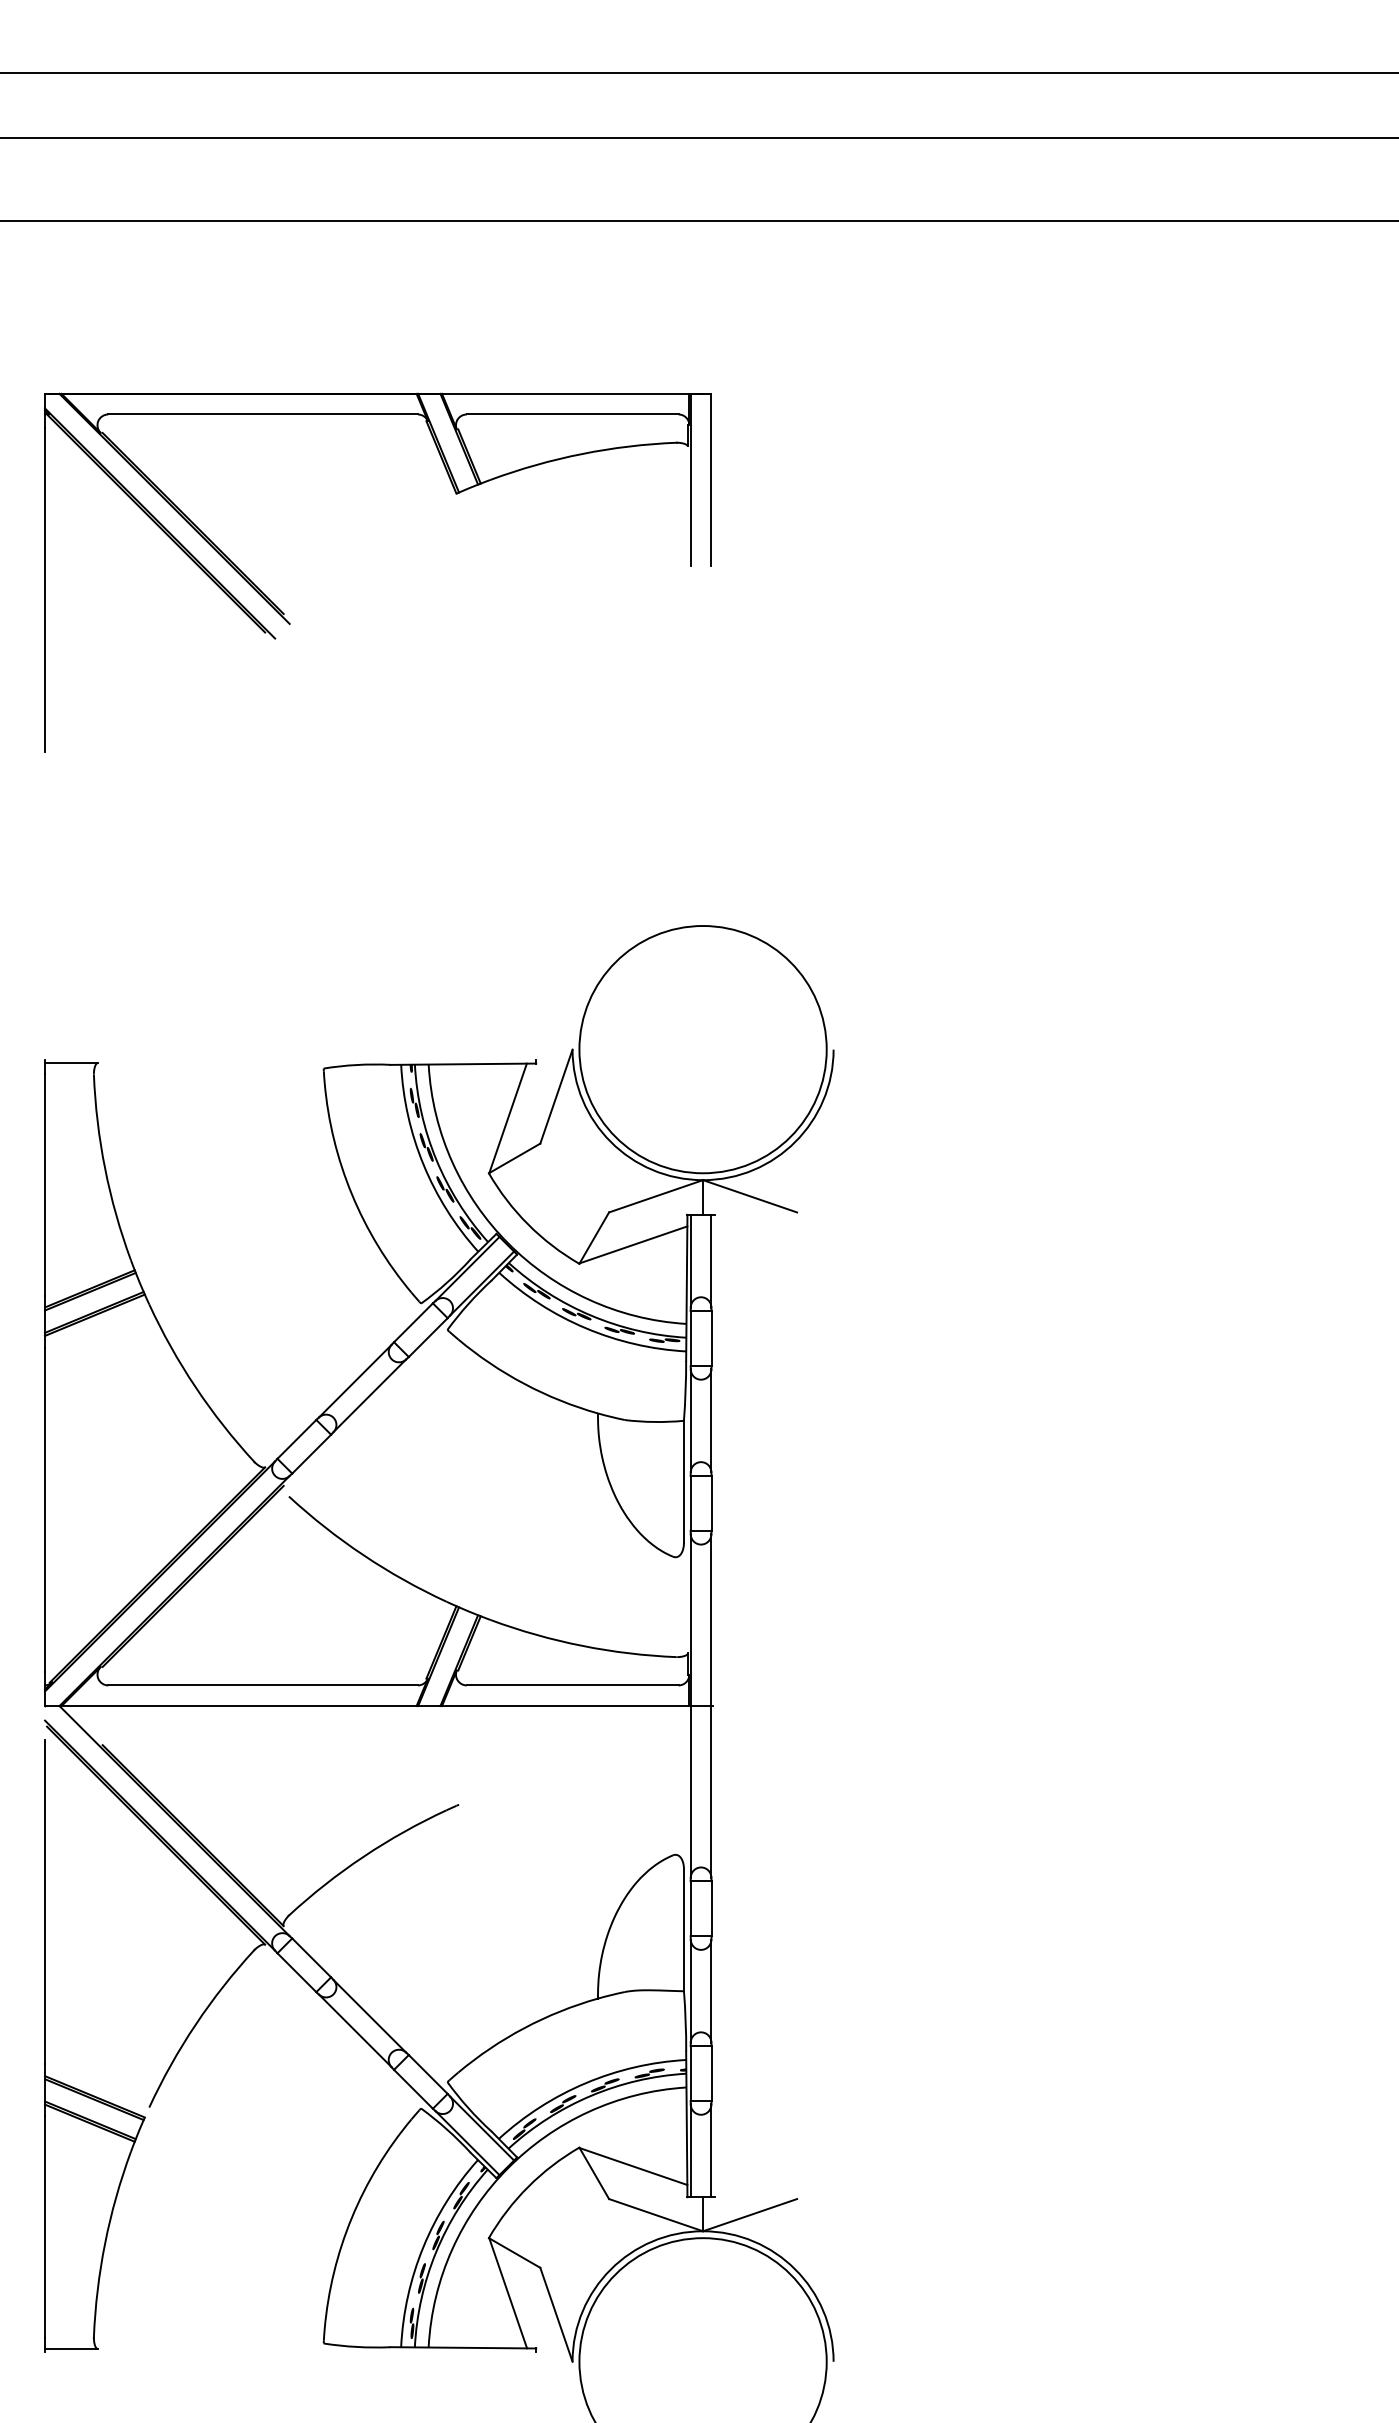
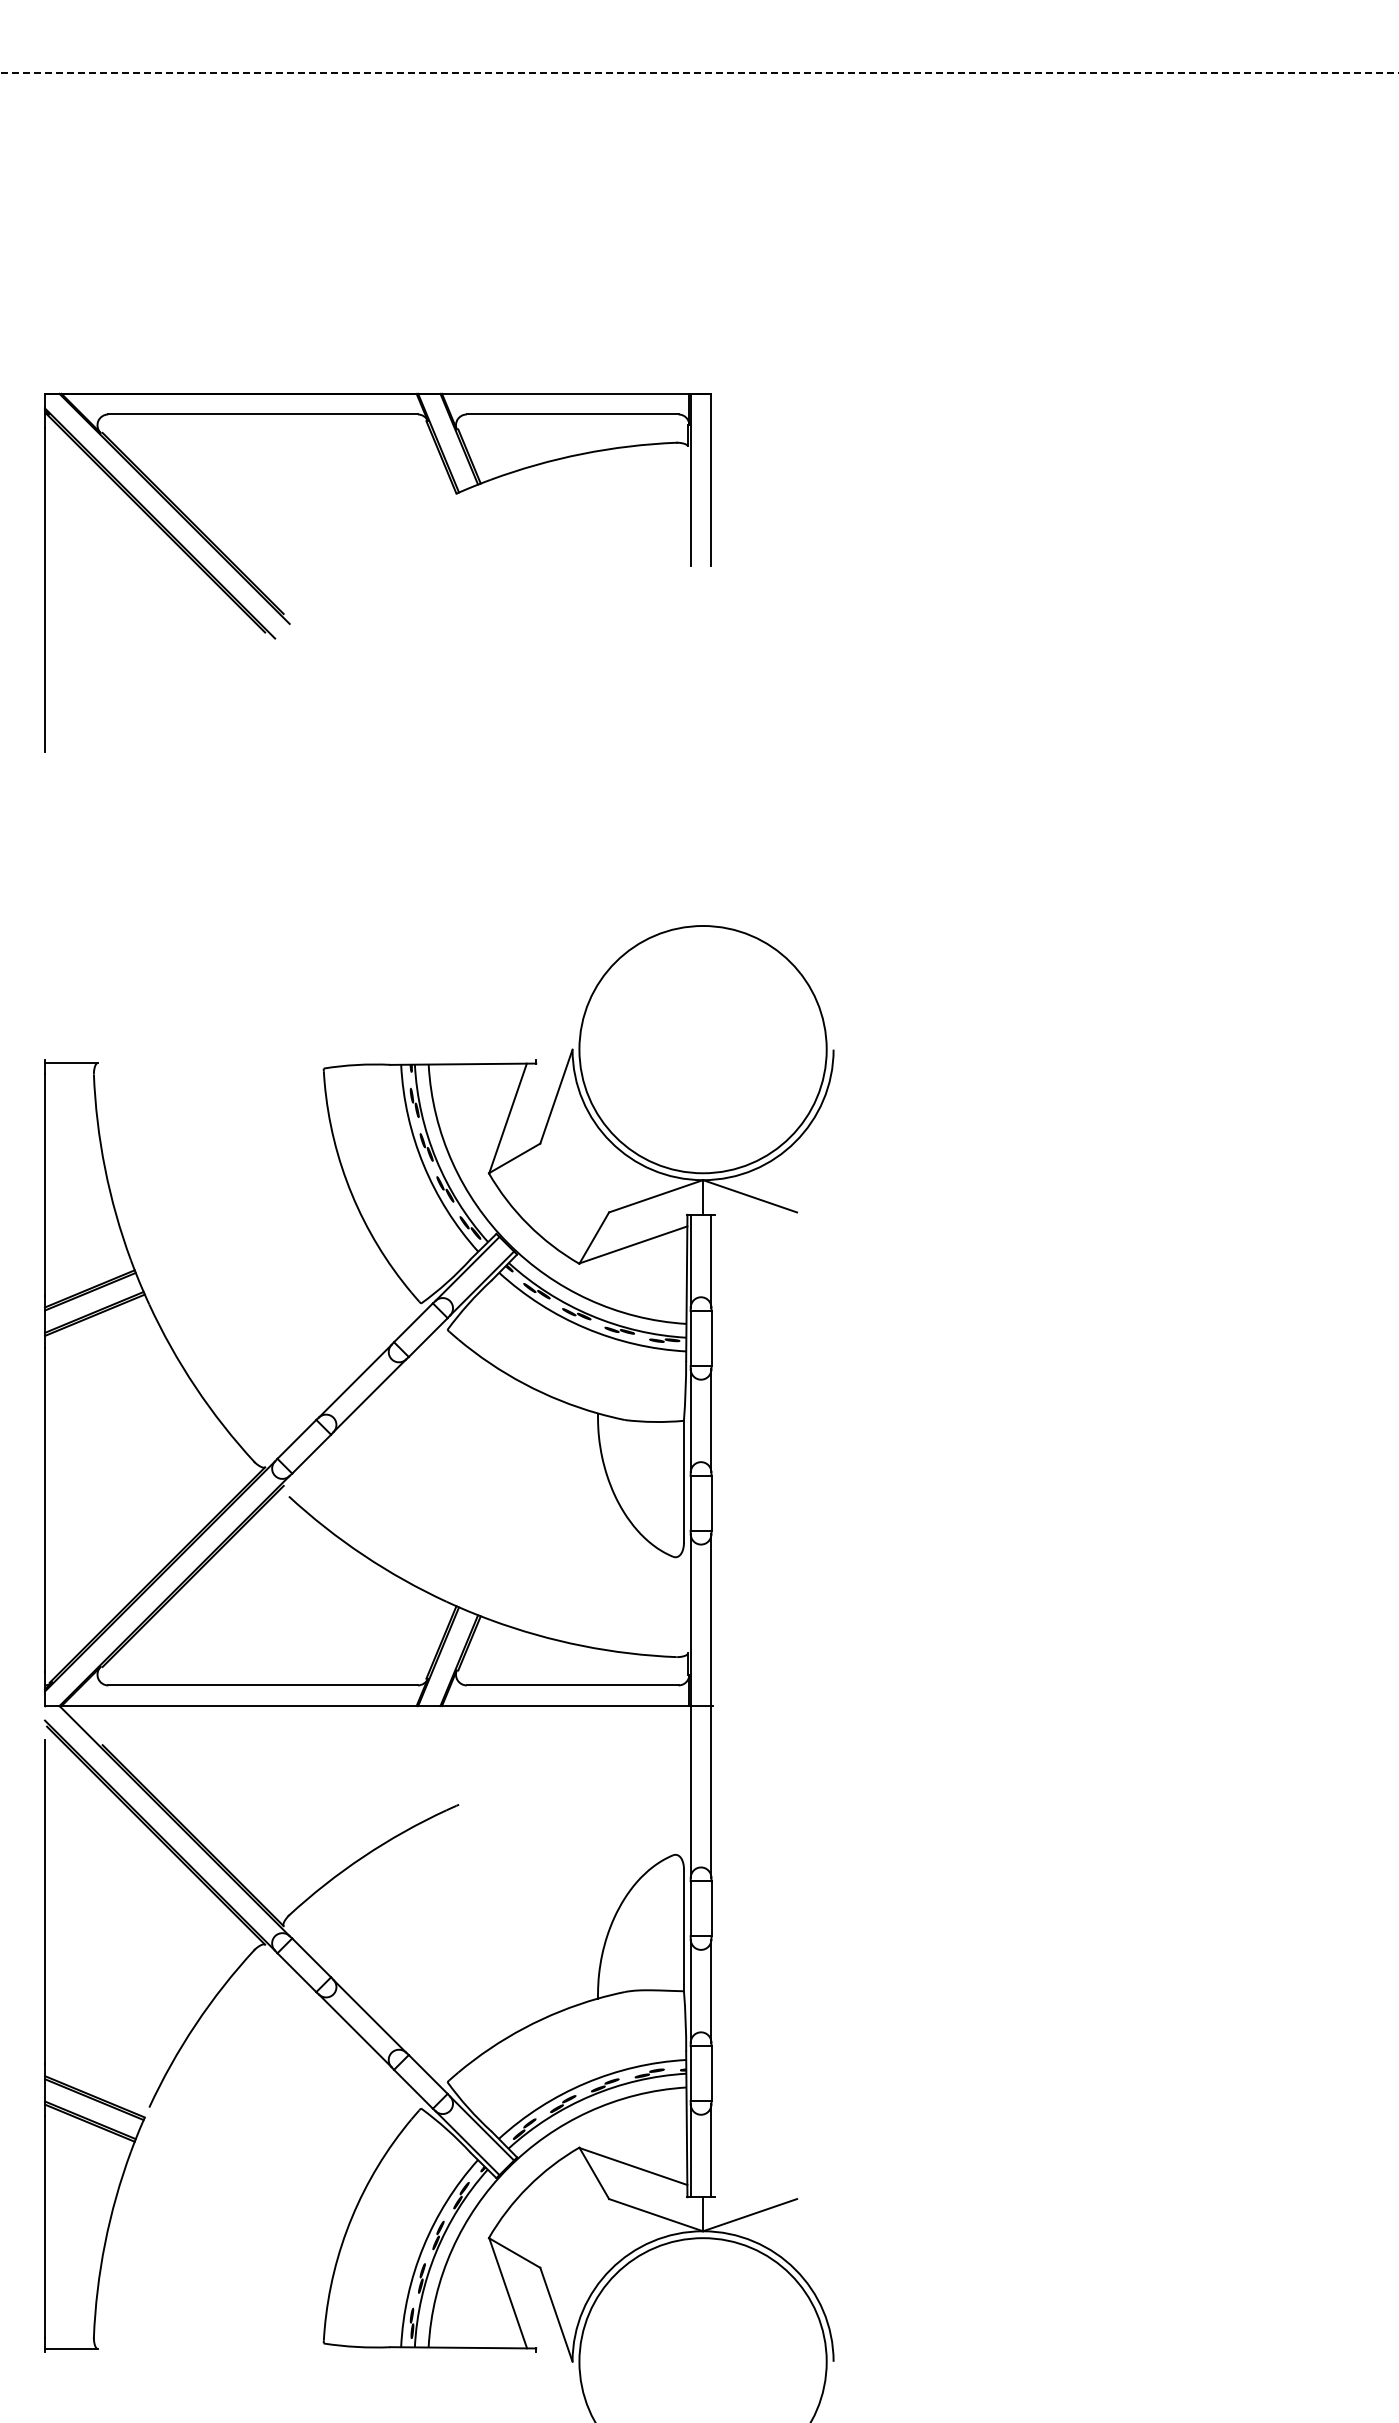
line: solid -> dashed (699, 72)
line: present -> none (698, 138)
line: present -> none (698, 220)
